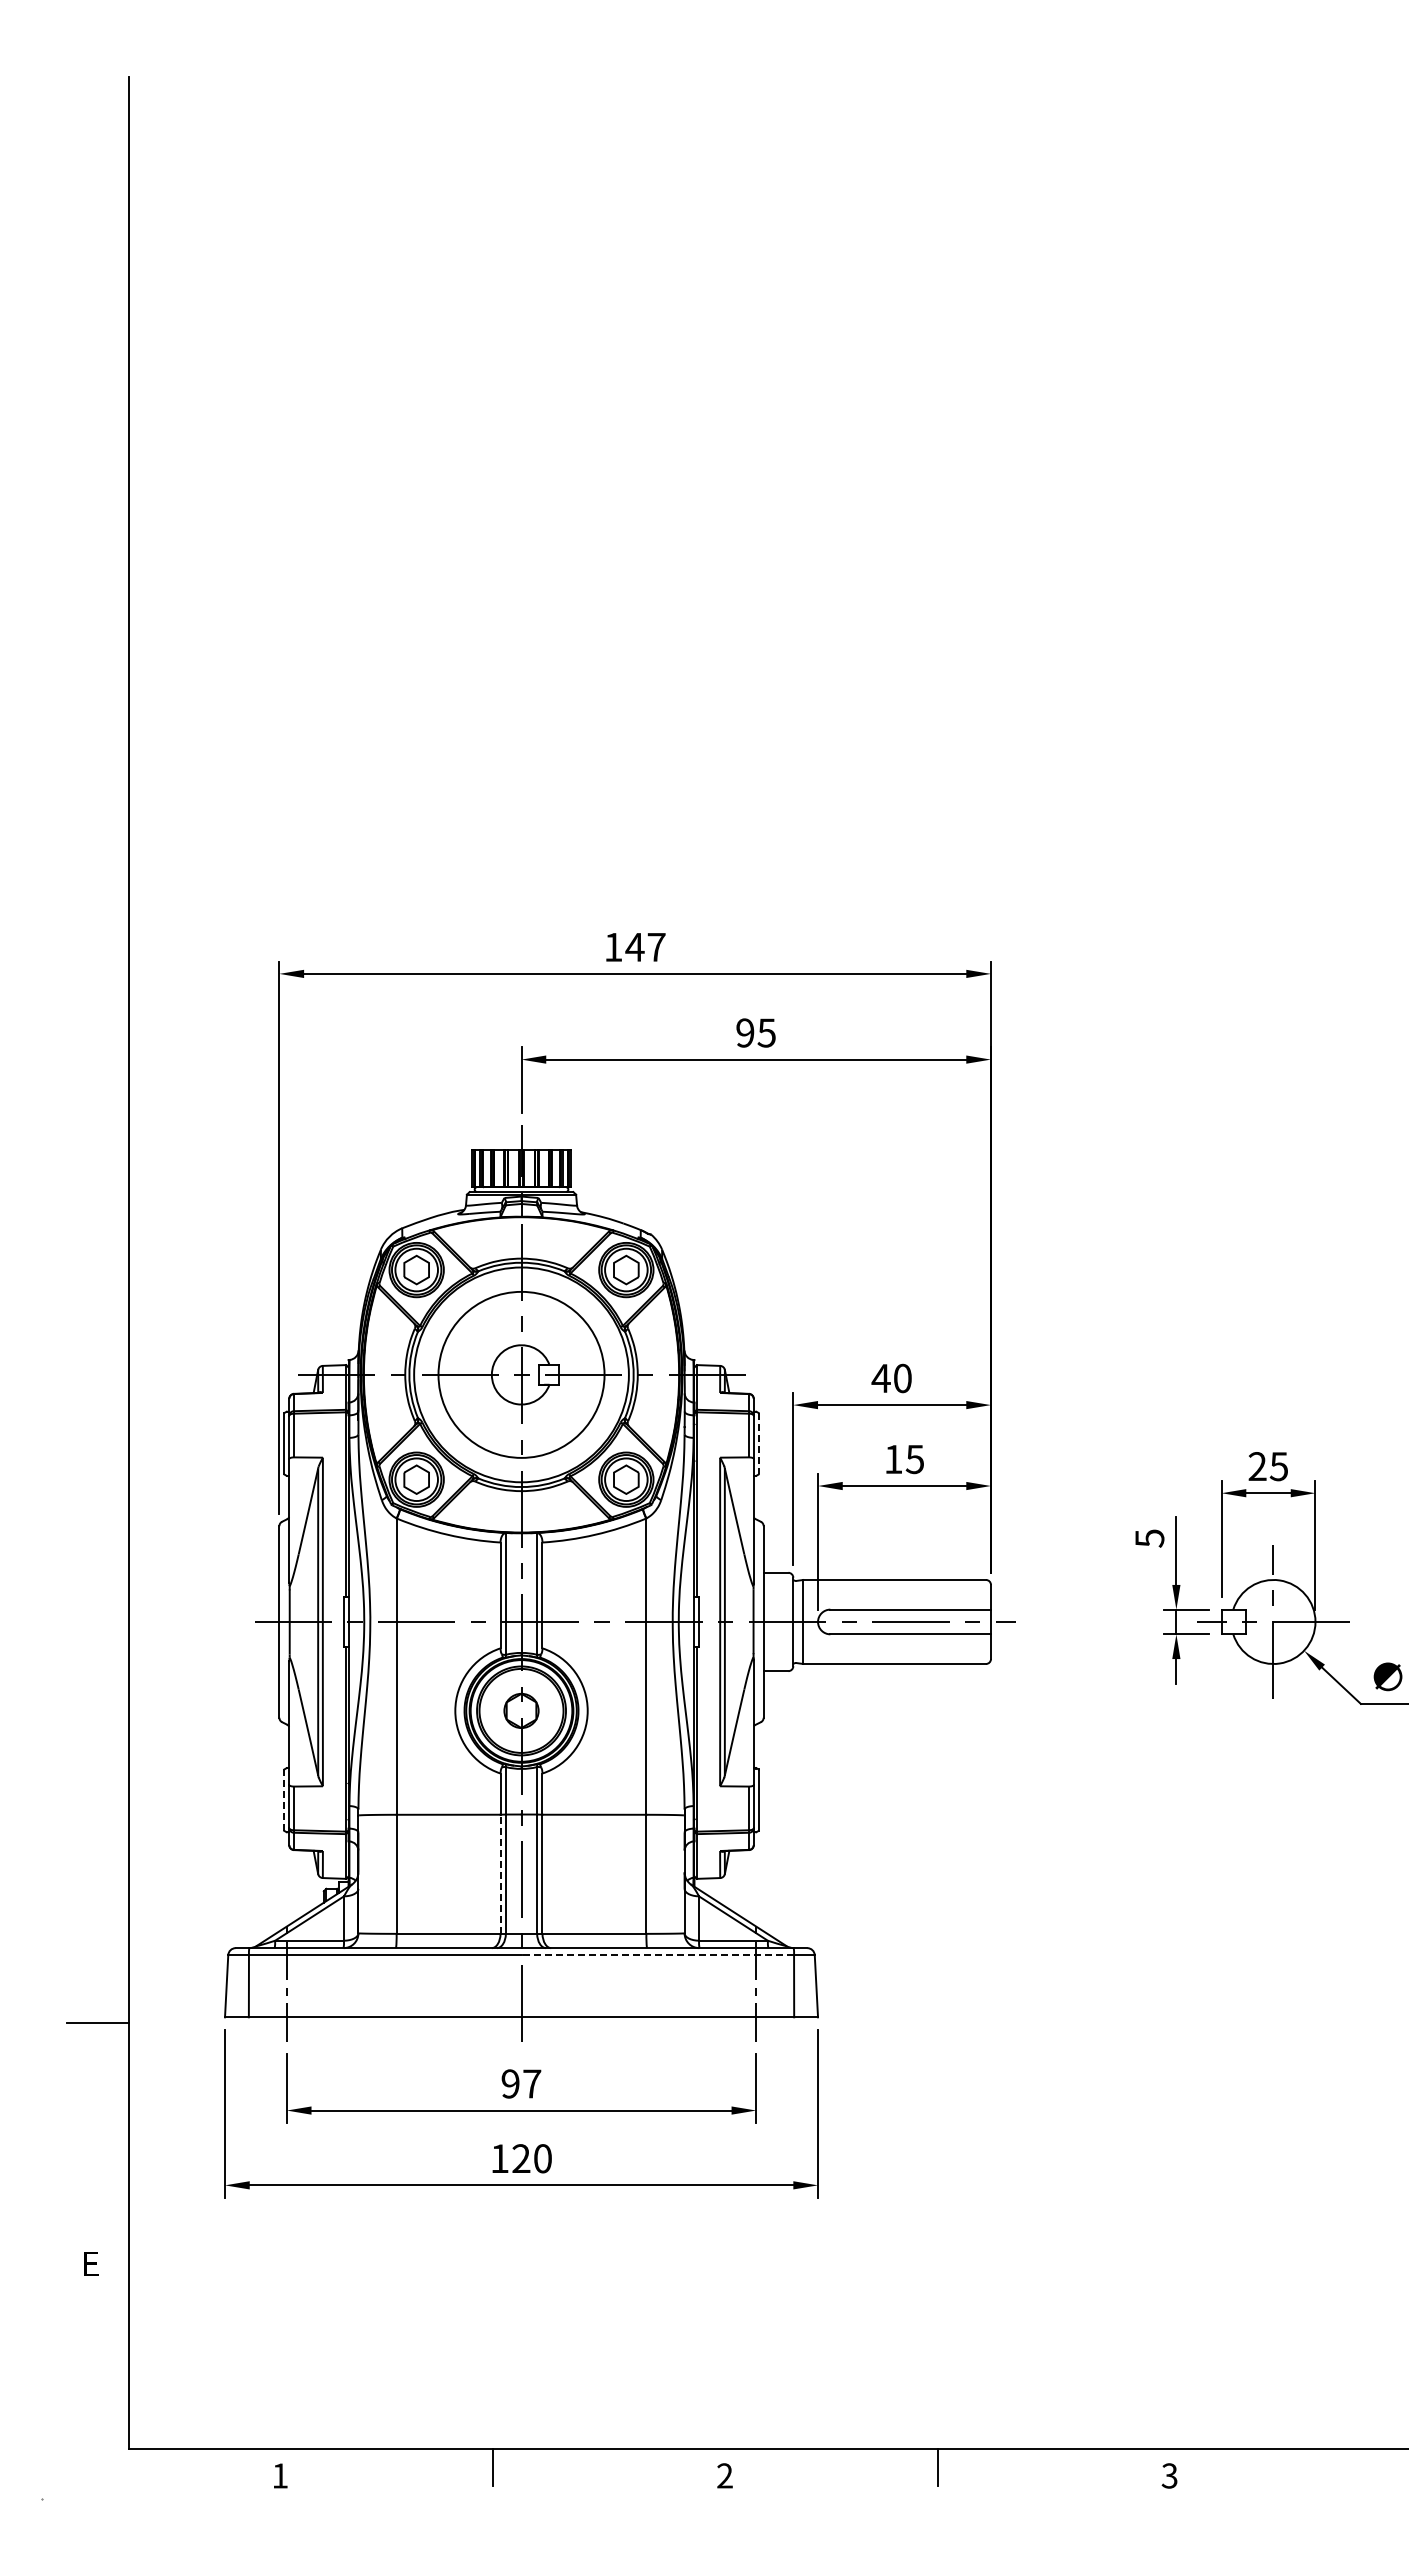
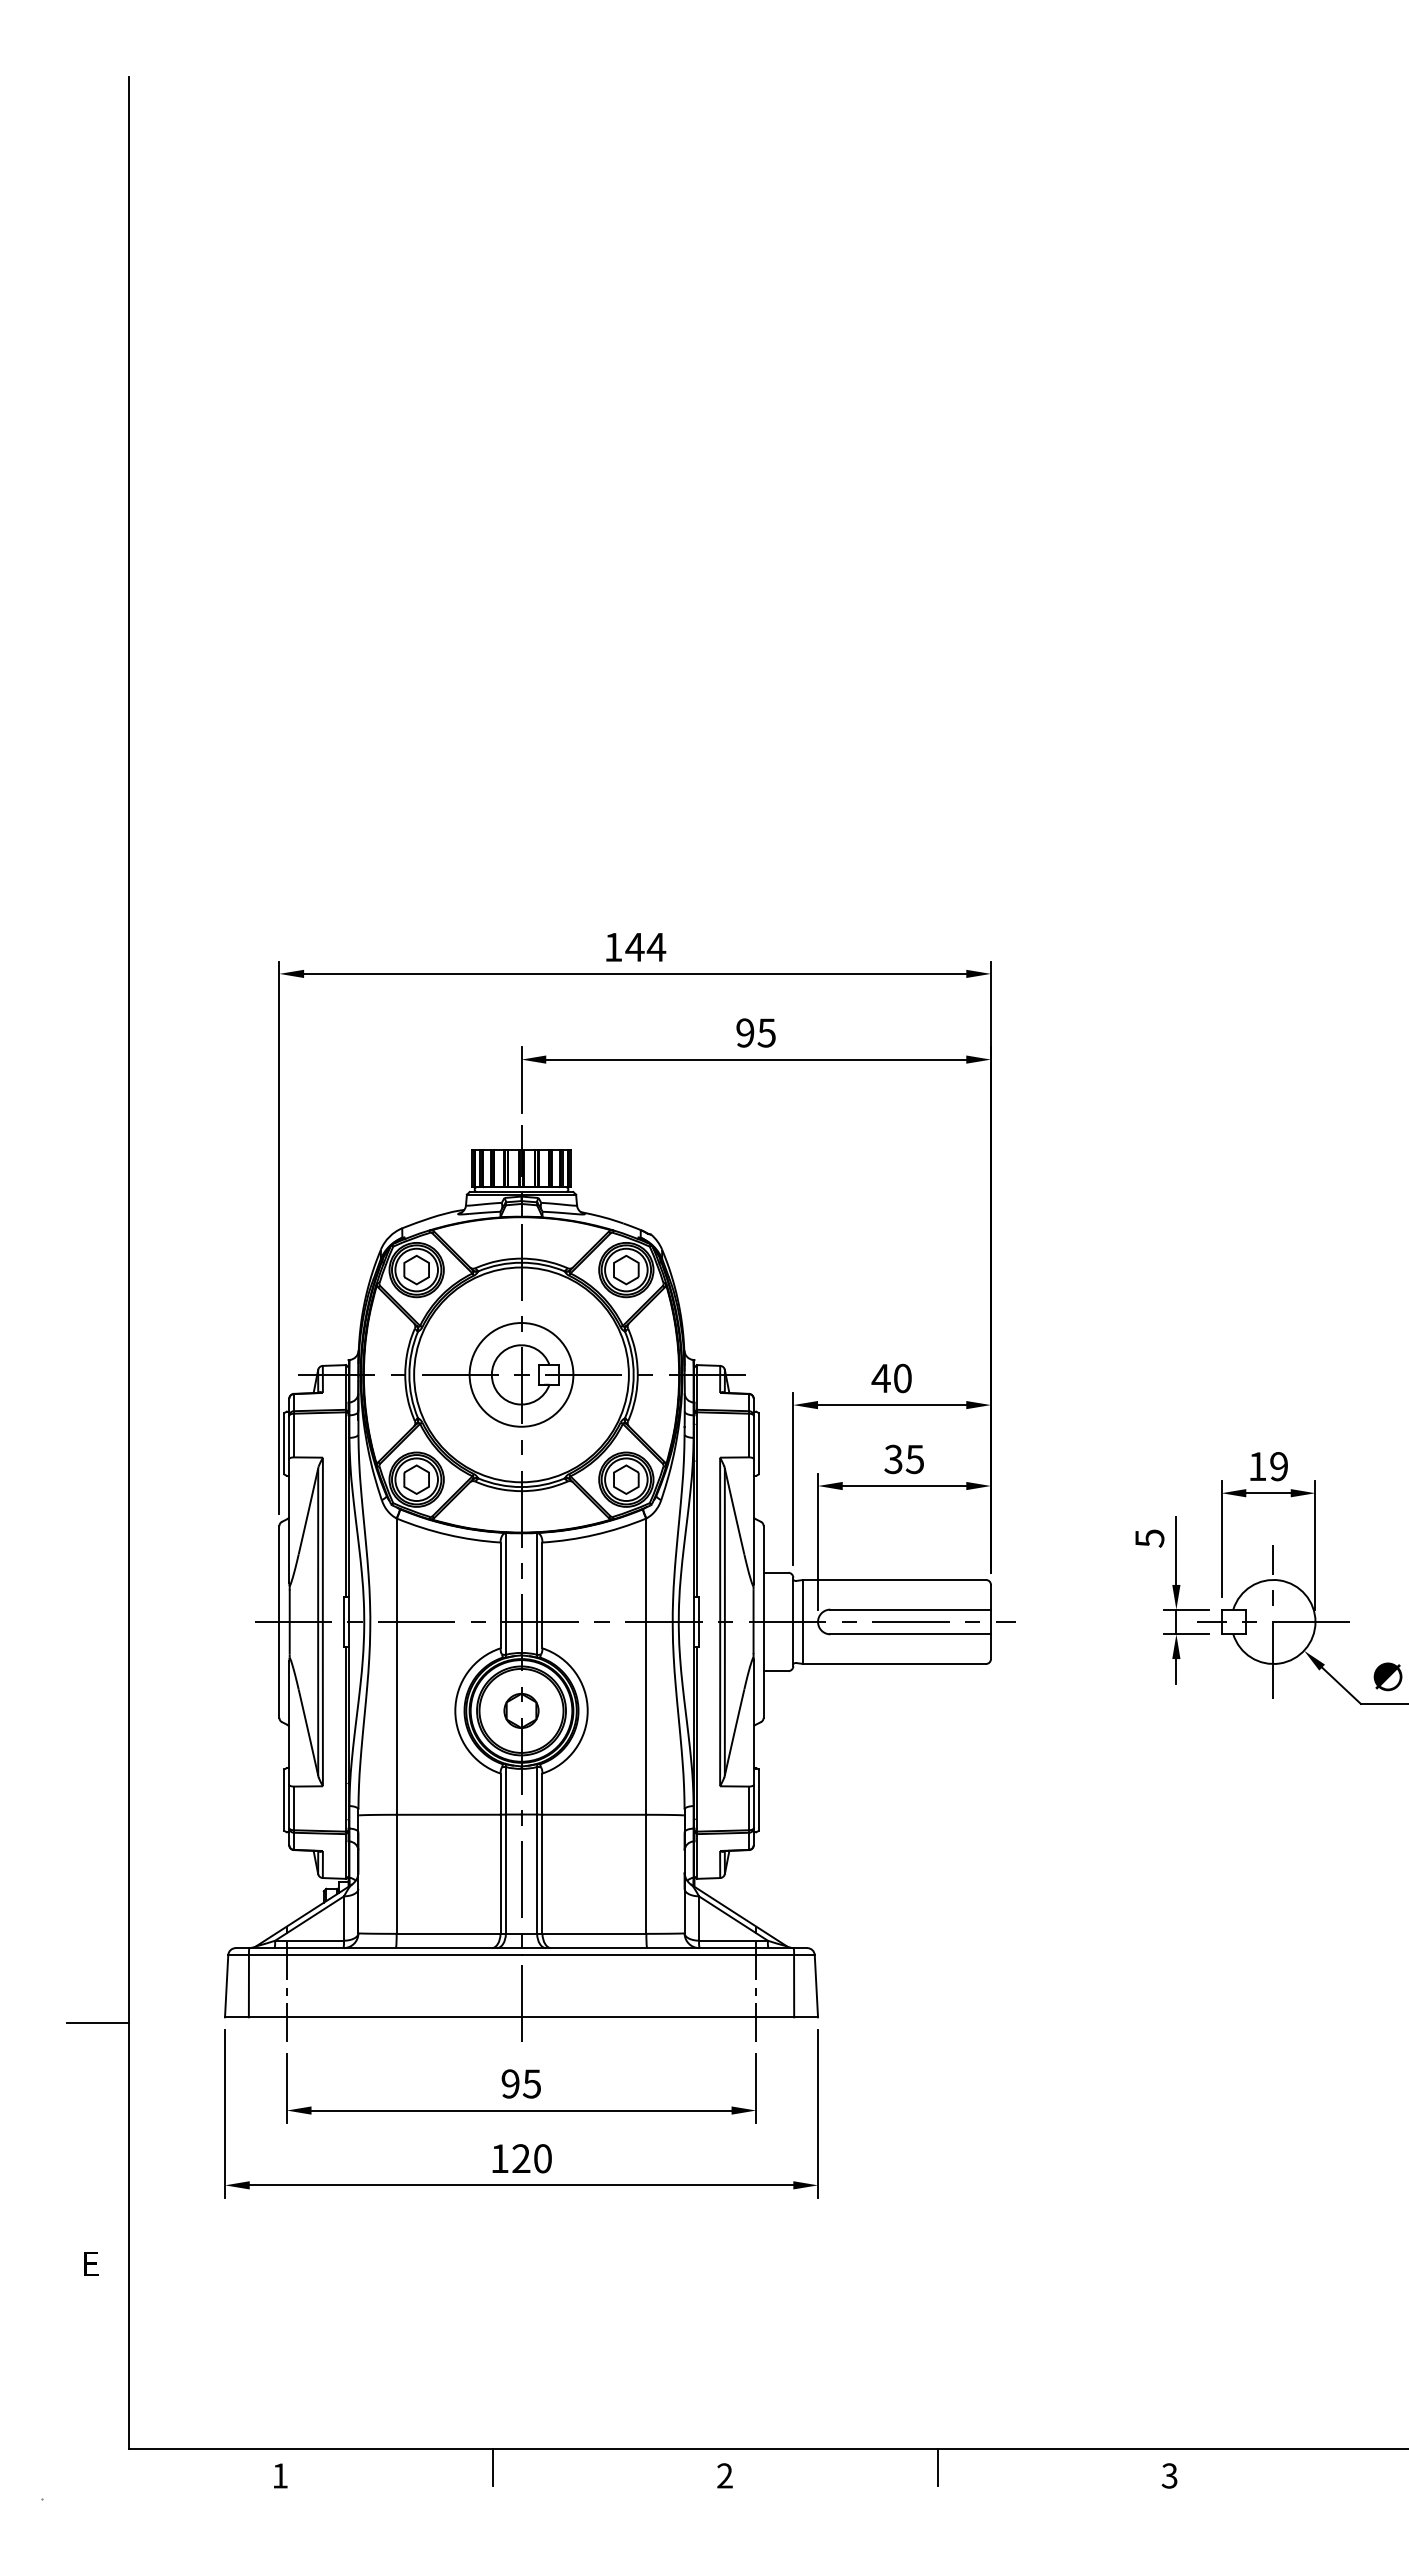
text: 147 -> 144 (656, 947)
circle diameter: 166 px -> 104 px (521, 1374)
line: dashed -> solid (758, 1443)
text: 15 -> 35 (893, 1459)
text: 25 -> 19 (1267, 1466)
line: dashed -> solid (284, 1800)
line: dashed -> solid (500, 1873)
line: dashed -> solid (657, 1955)
text: 97 -> 95 (531, 2083)
